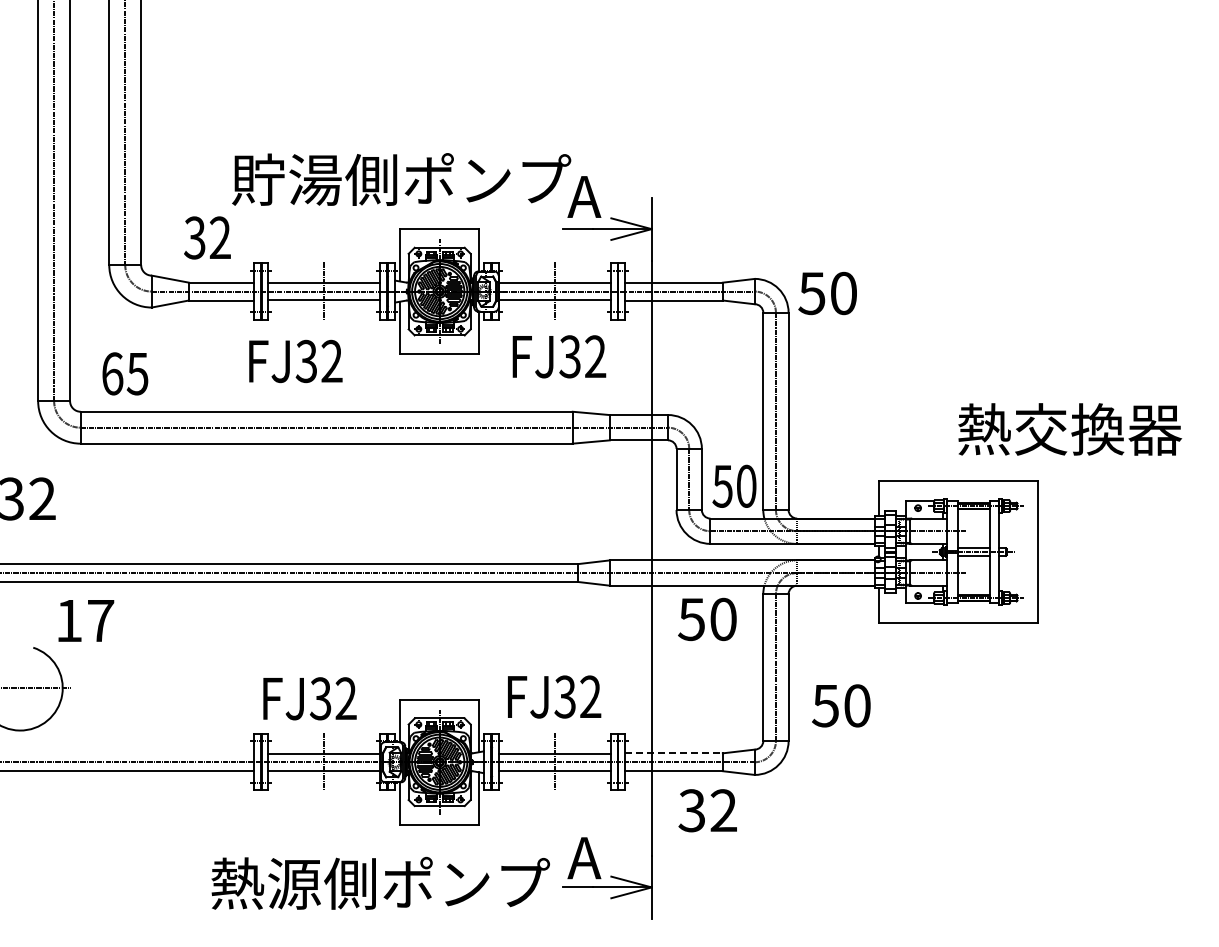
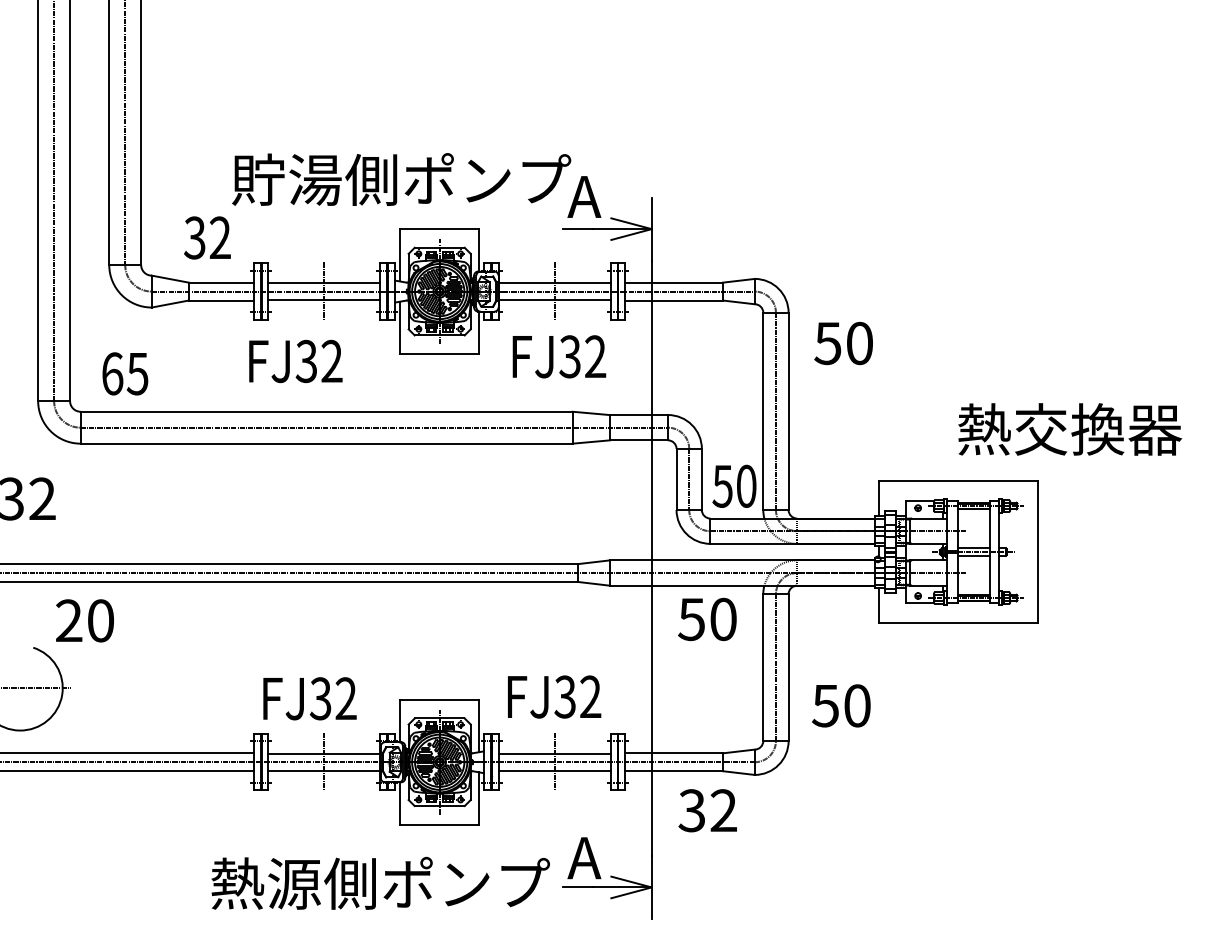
text position: (827, 293) -> (843, 343) (843, 343)
text: 17 -> 20 (85, 620)
line: none -> present (128, 753)
line: dashed -> solid (673, 753)
